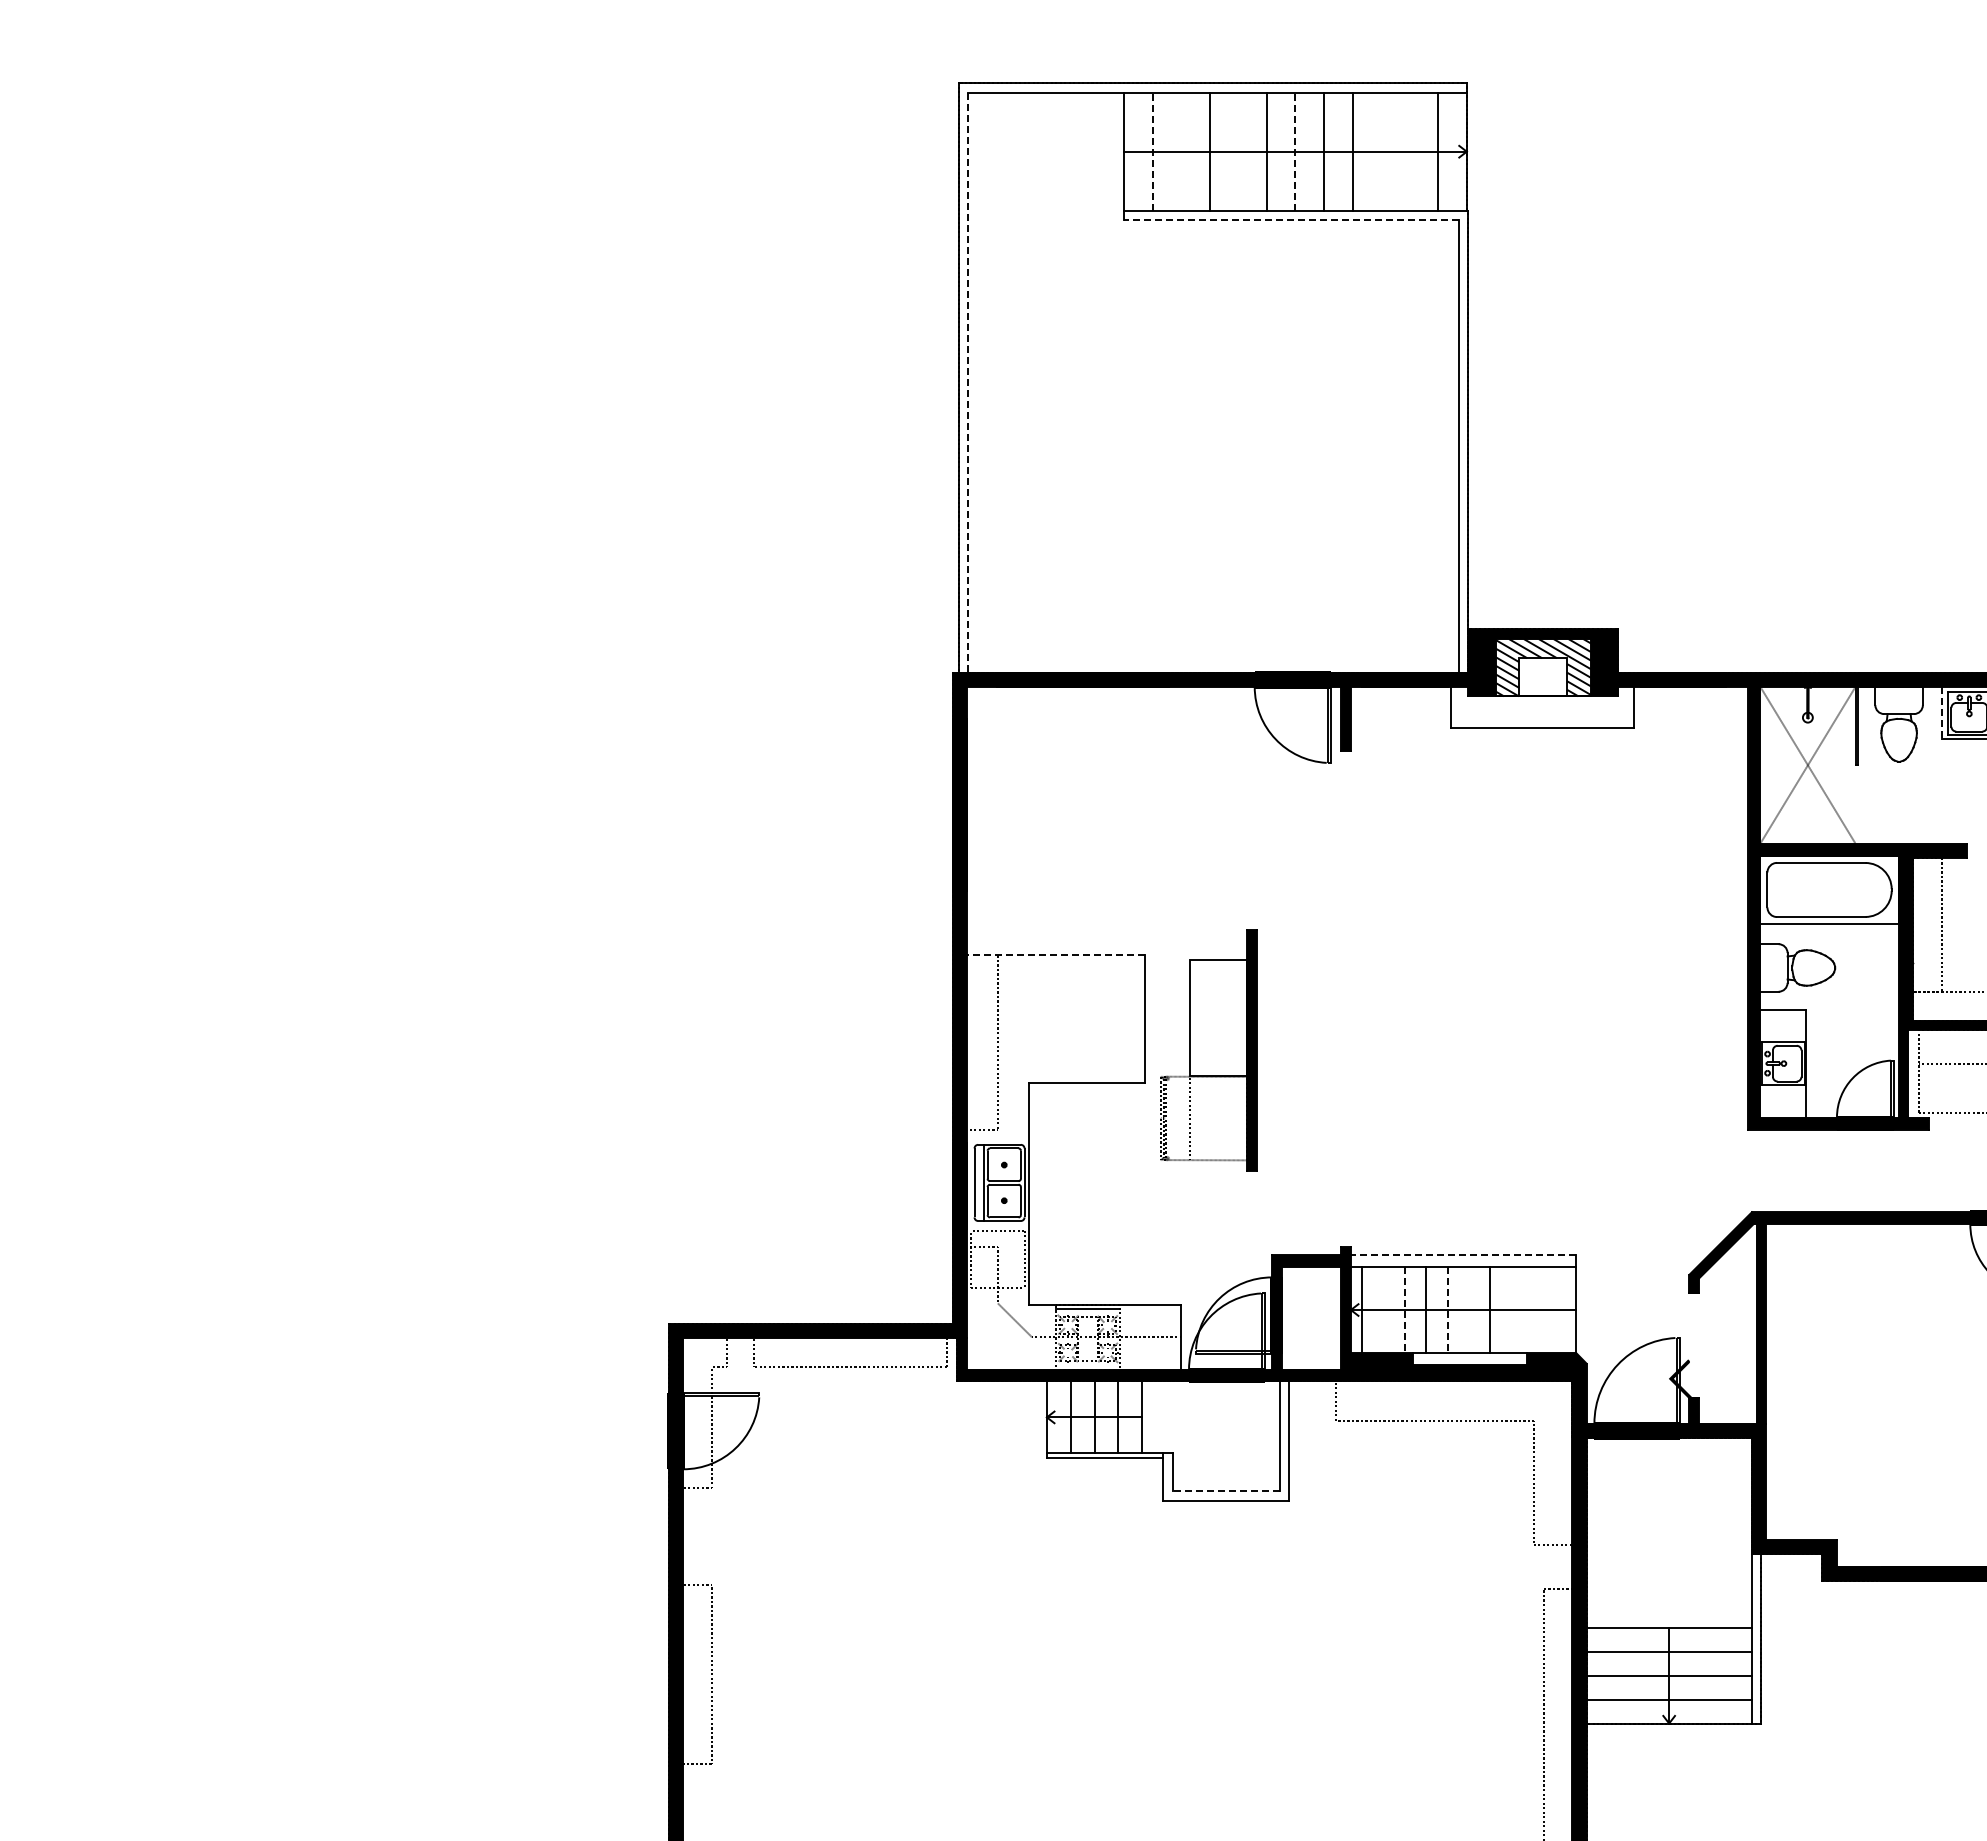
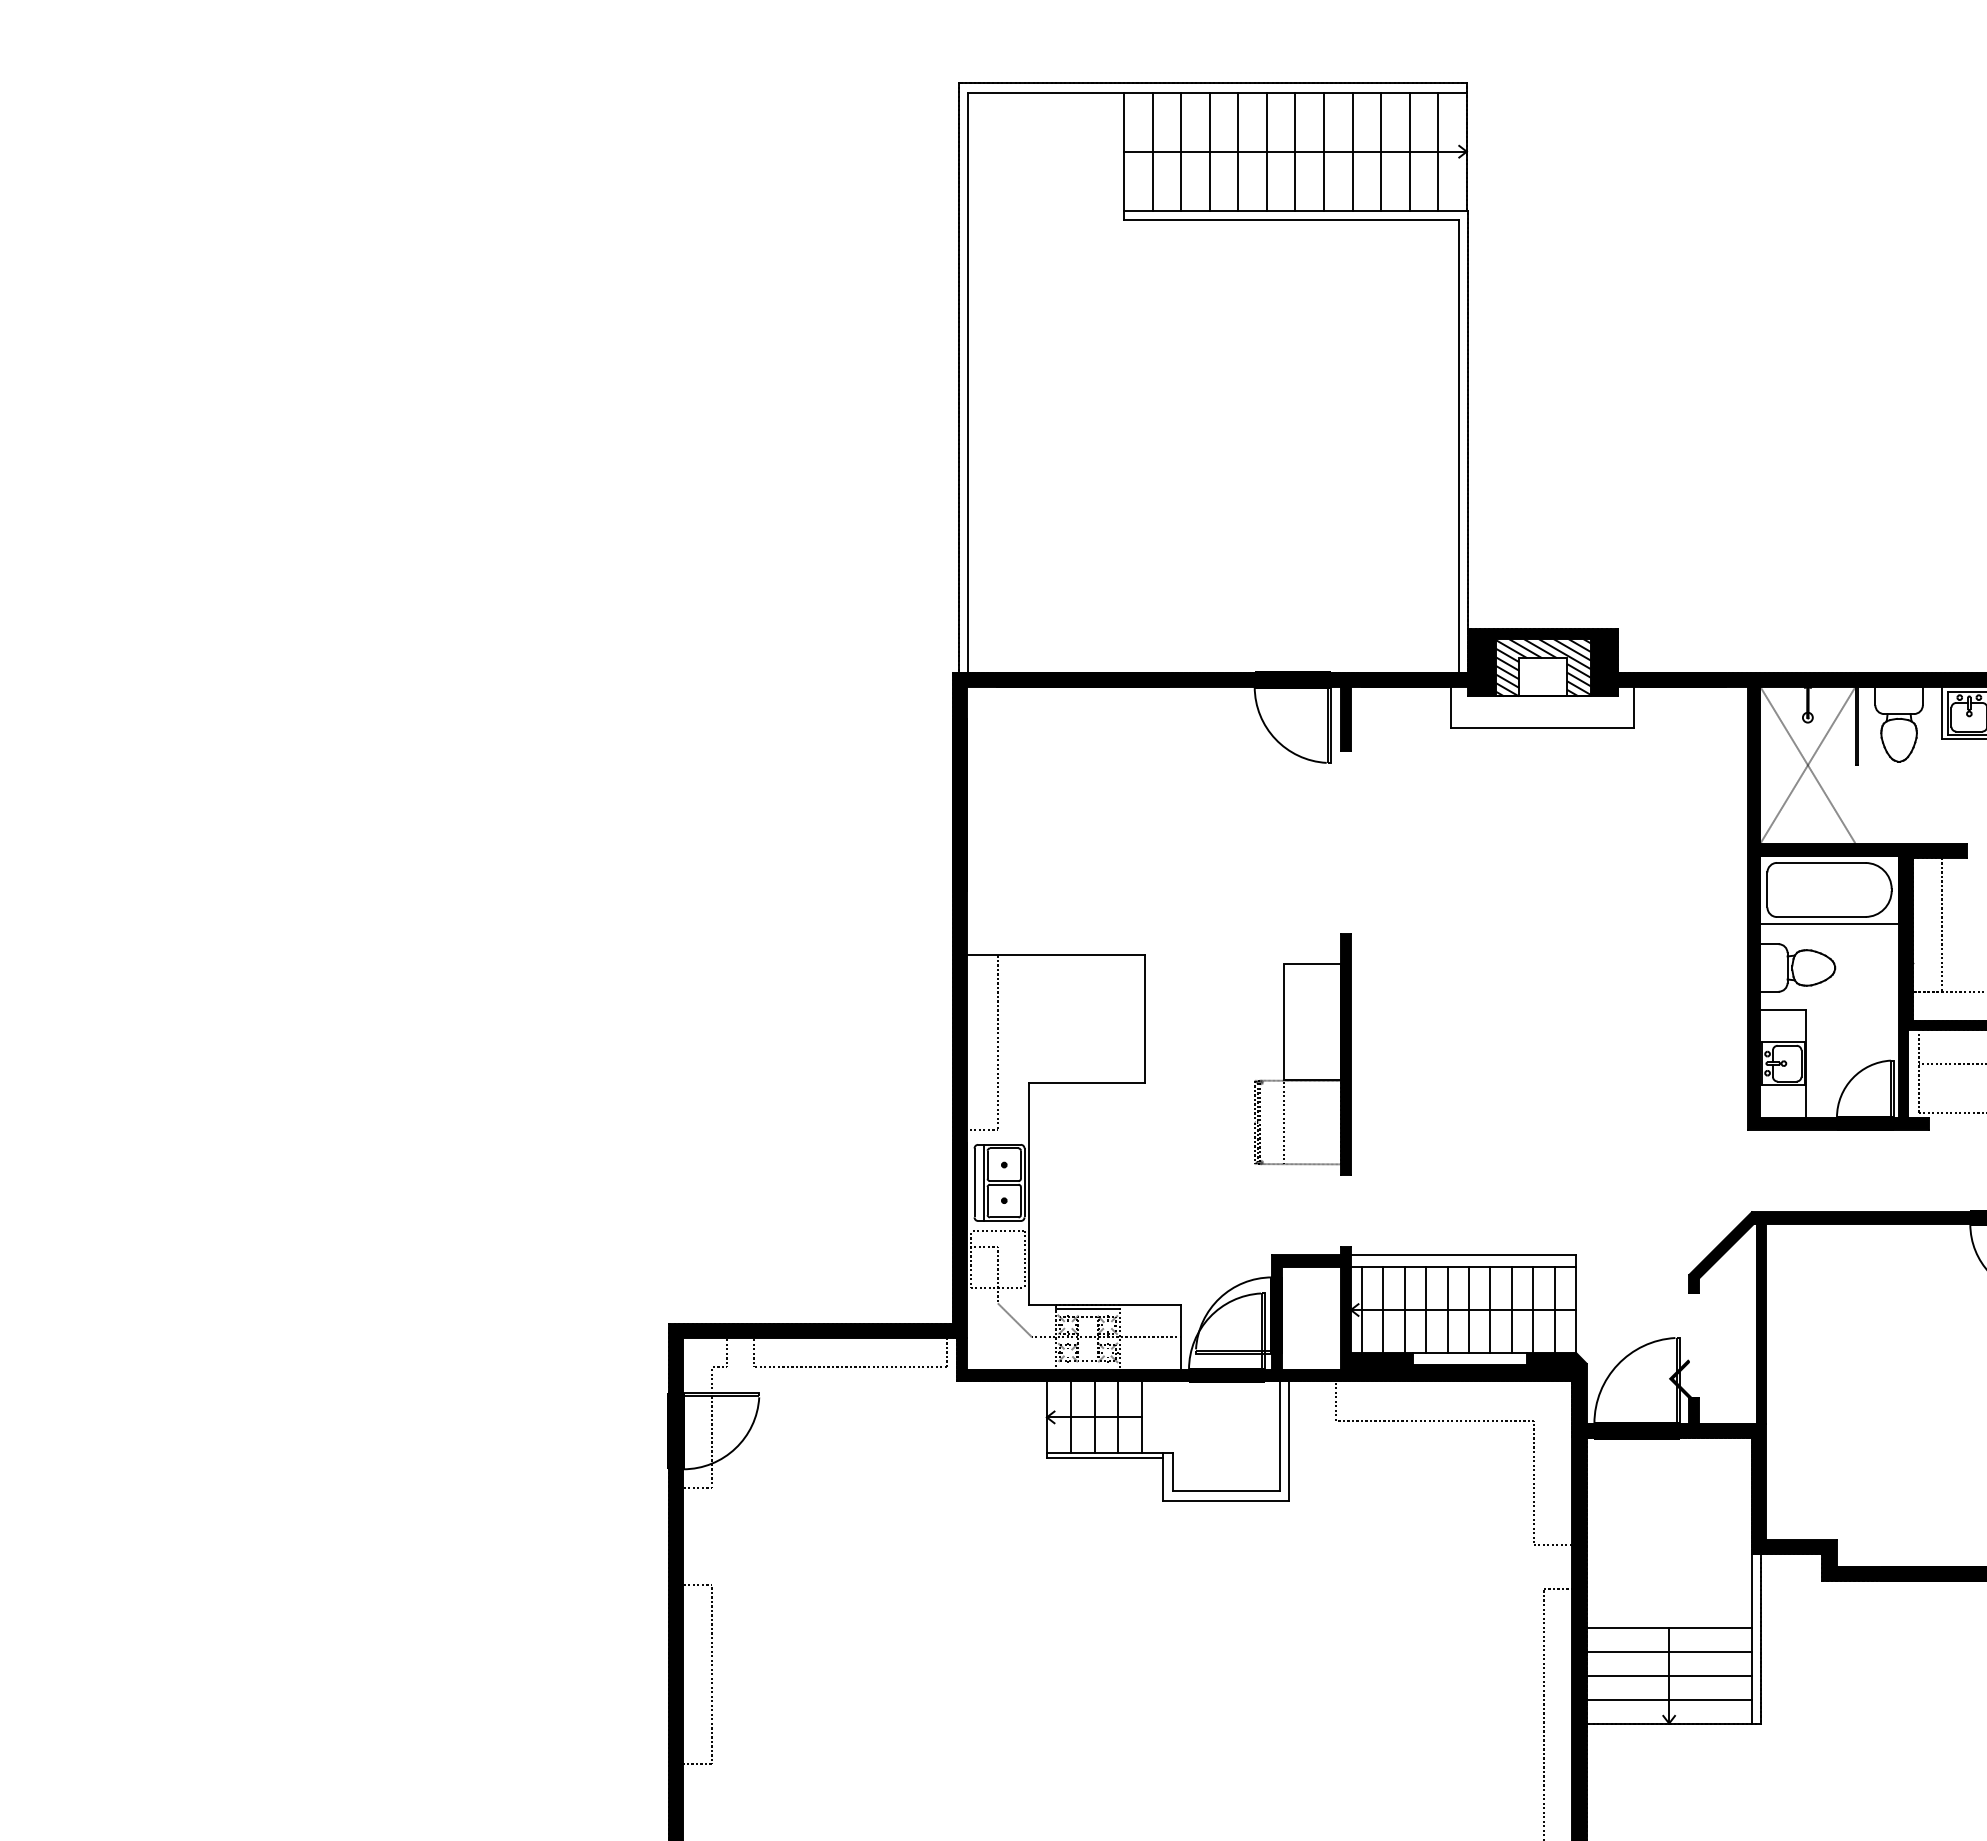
line: dashed -> solid (1152, 151)
line: none -> present (1181, 151)
line: none -> present (1238, 151)
line: dashed -> solid (1295, 151)
line: none -> present (1381, 151)
line: none -> present (1409, 151)
line: dashed -> solid (1290, 220)
line: dashed -> solid (968, 382)
line: dashed -> solid (1941, 713)
line: dashed -> solid (1055, 955)
part position: (1208, 1050) -> (1302, 1054) (1302, 1054)
line: dashed -> solid (1463, 1255)
line: none -> present (1383, 1309)
line: none -> present (1468, 1309)
line: none -> present (1511, 1309)
line: none -> present (1533, 1309)
line: none -> present (1554, 1309)
line: dashed -> solid (1404, 1310)
line: dashed -> solid (1447, 1310)
line: dashed -> solid (1226, 1491)
